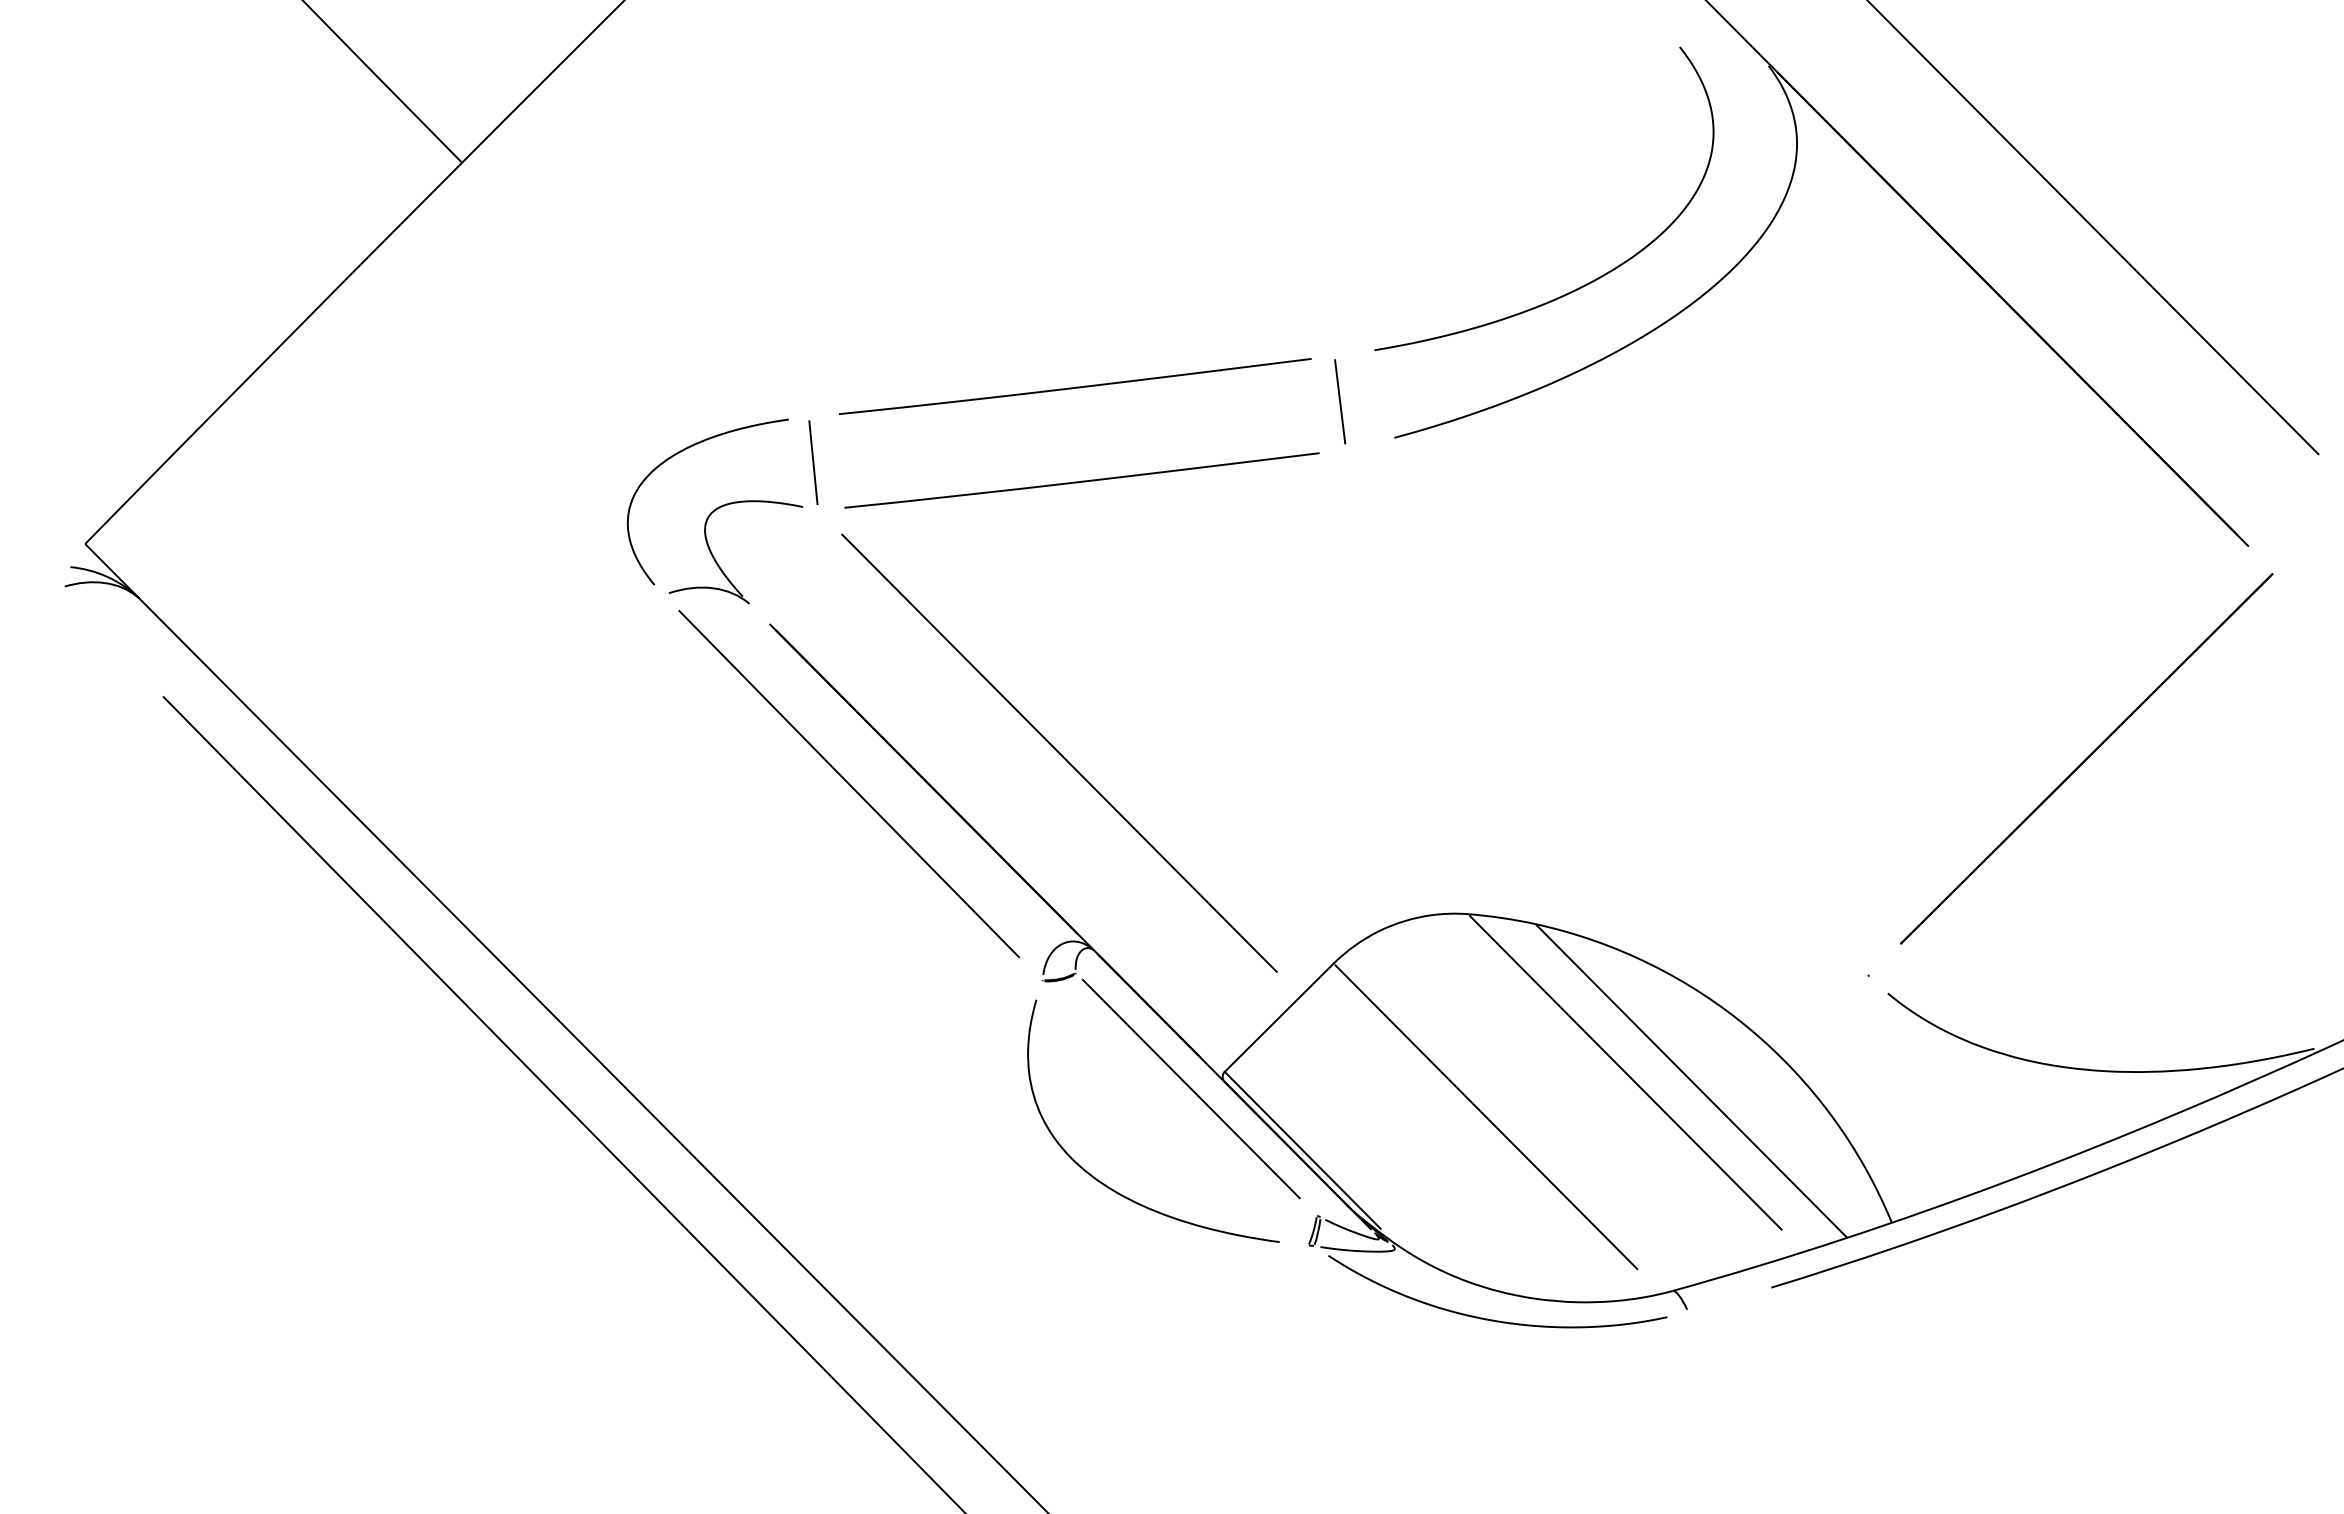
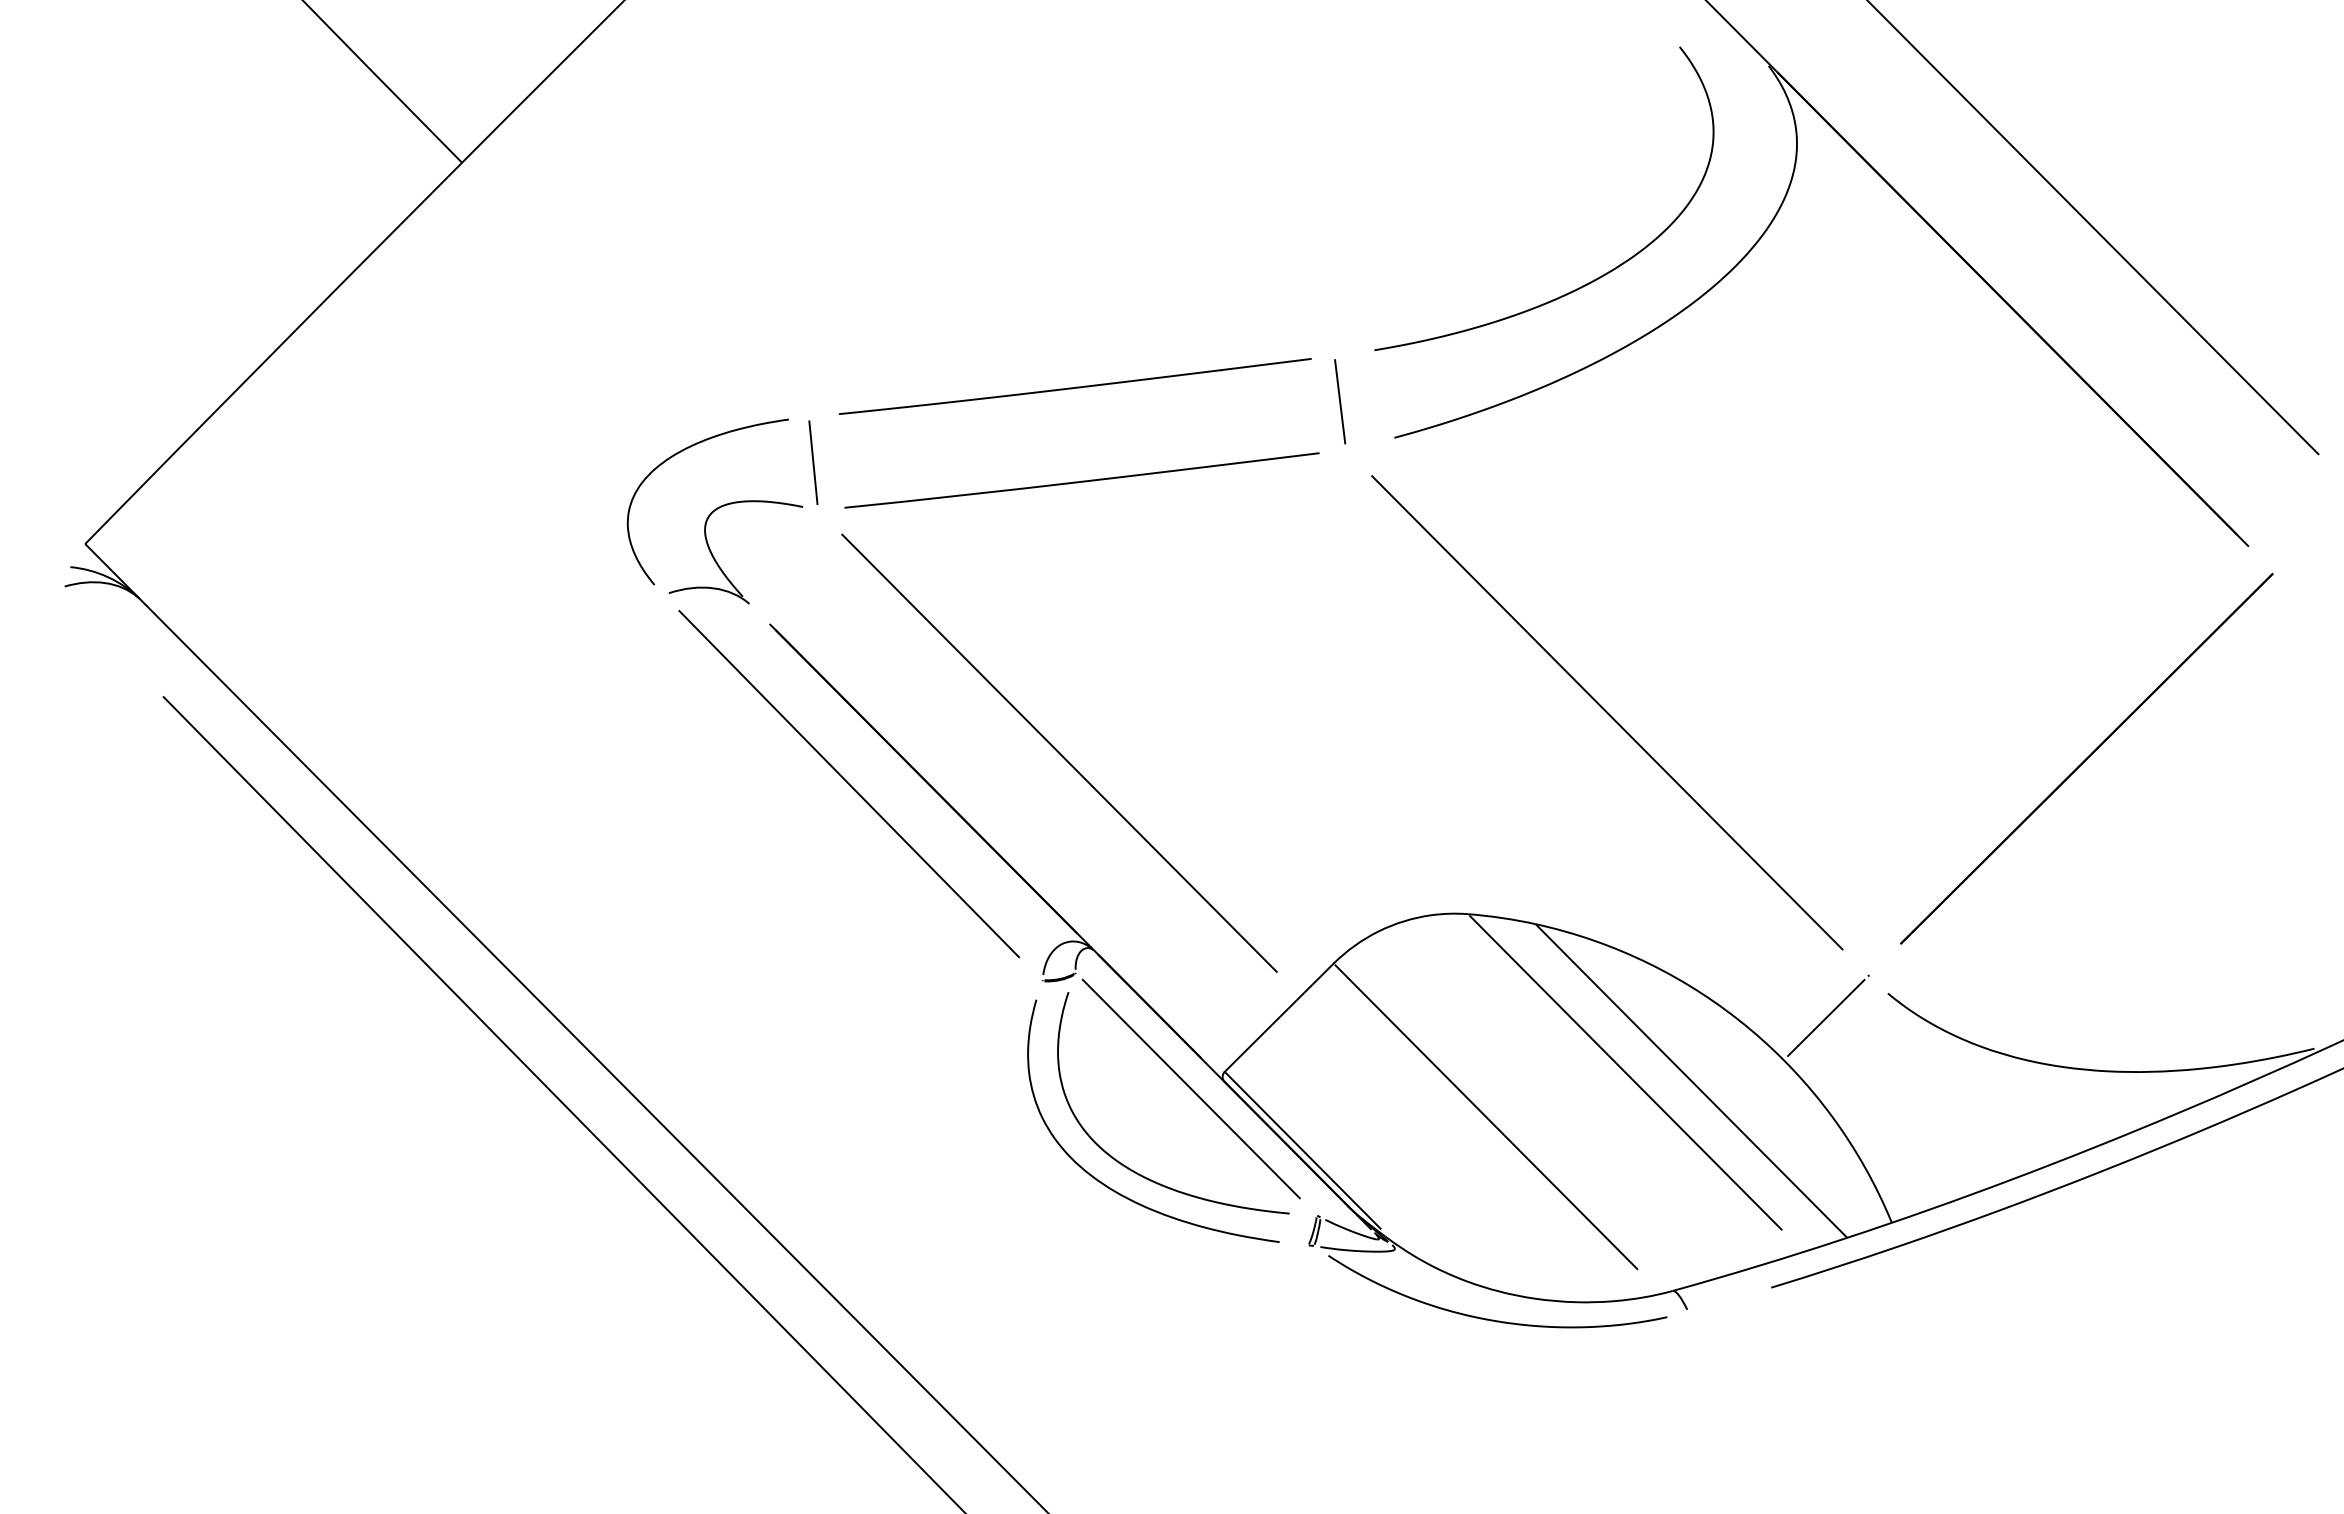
line: none -> present (1607, 712)
line: none -> present (1826, 1017)
curve: none -> present (1132, 1169)
